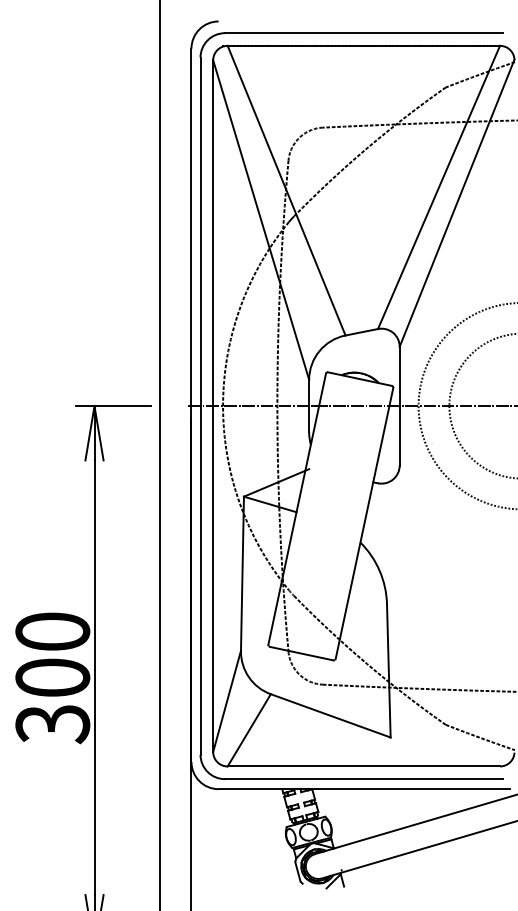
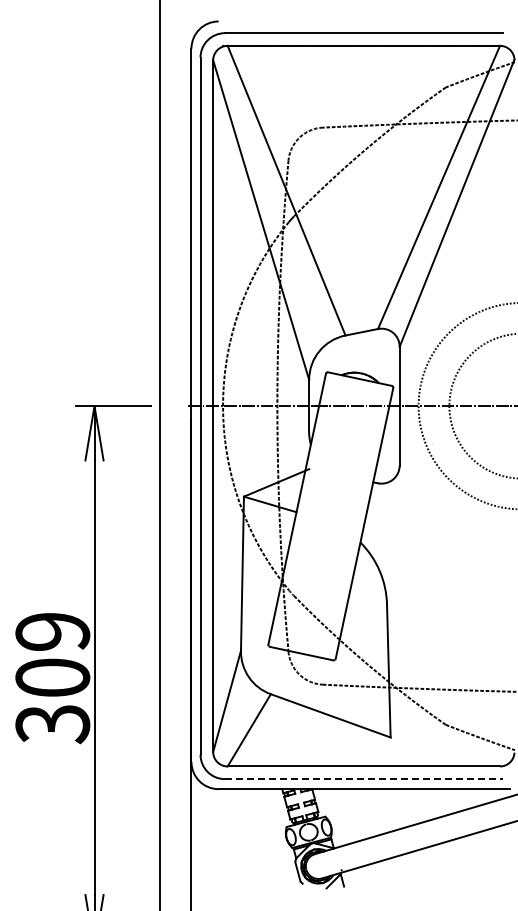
text: 300 -> 309 (52, 631)
line: solid -> dashed (363, 779)
